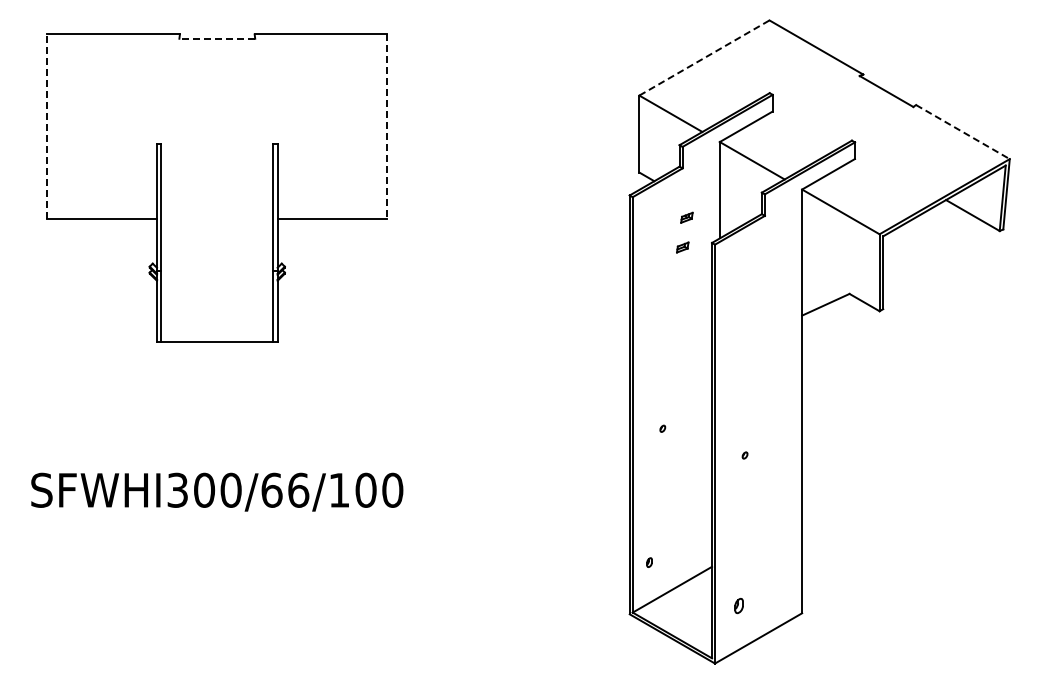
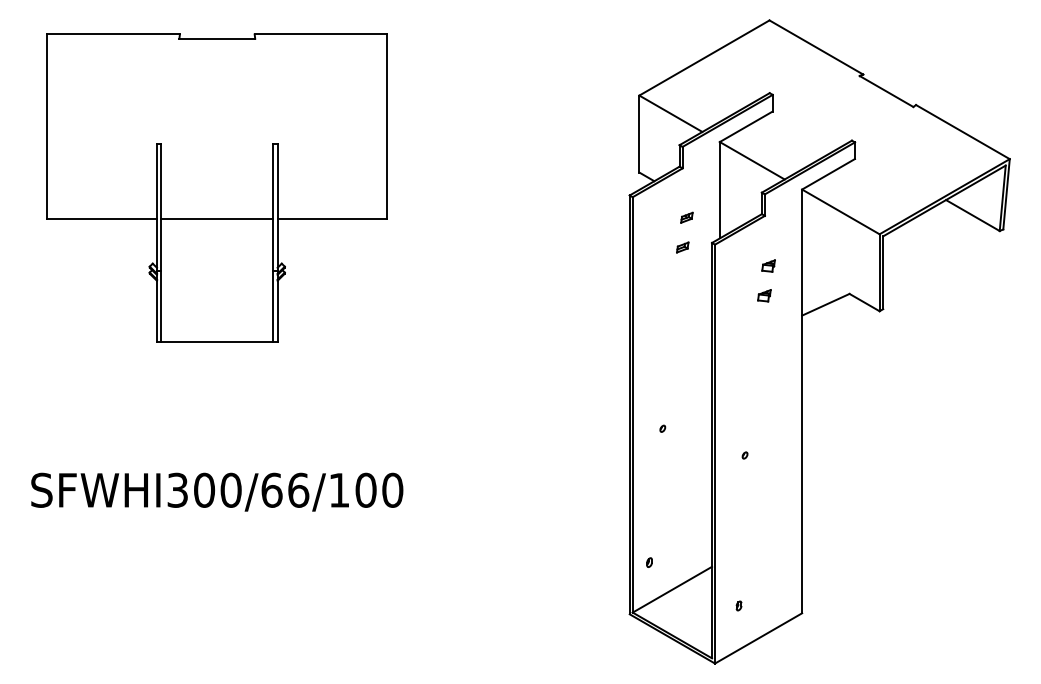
line: dashed -> solid (217, 38)
line: dashed -> solid (704, 57)
line: dashed -> solid (47, 126)
line: dashed -> solid (387, 127)
line: dashed -> solid (963, 132)
line: none -> present (217, 218)
part: none -> present (768, 265)
part: none -> present (764, 295)
part size: 10x17 px -> 8x12 px (738, 605)
